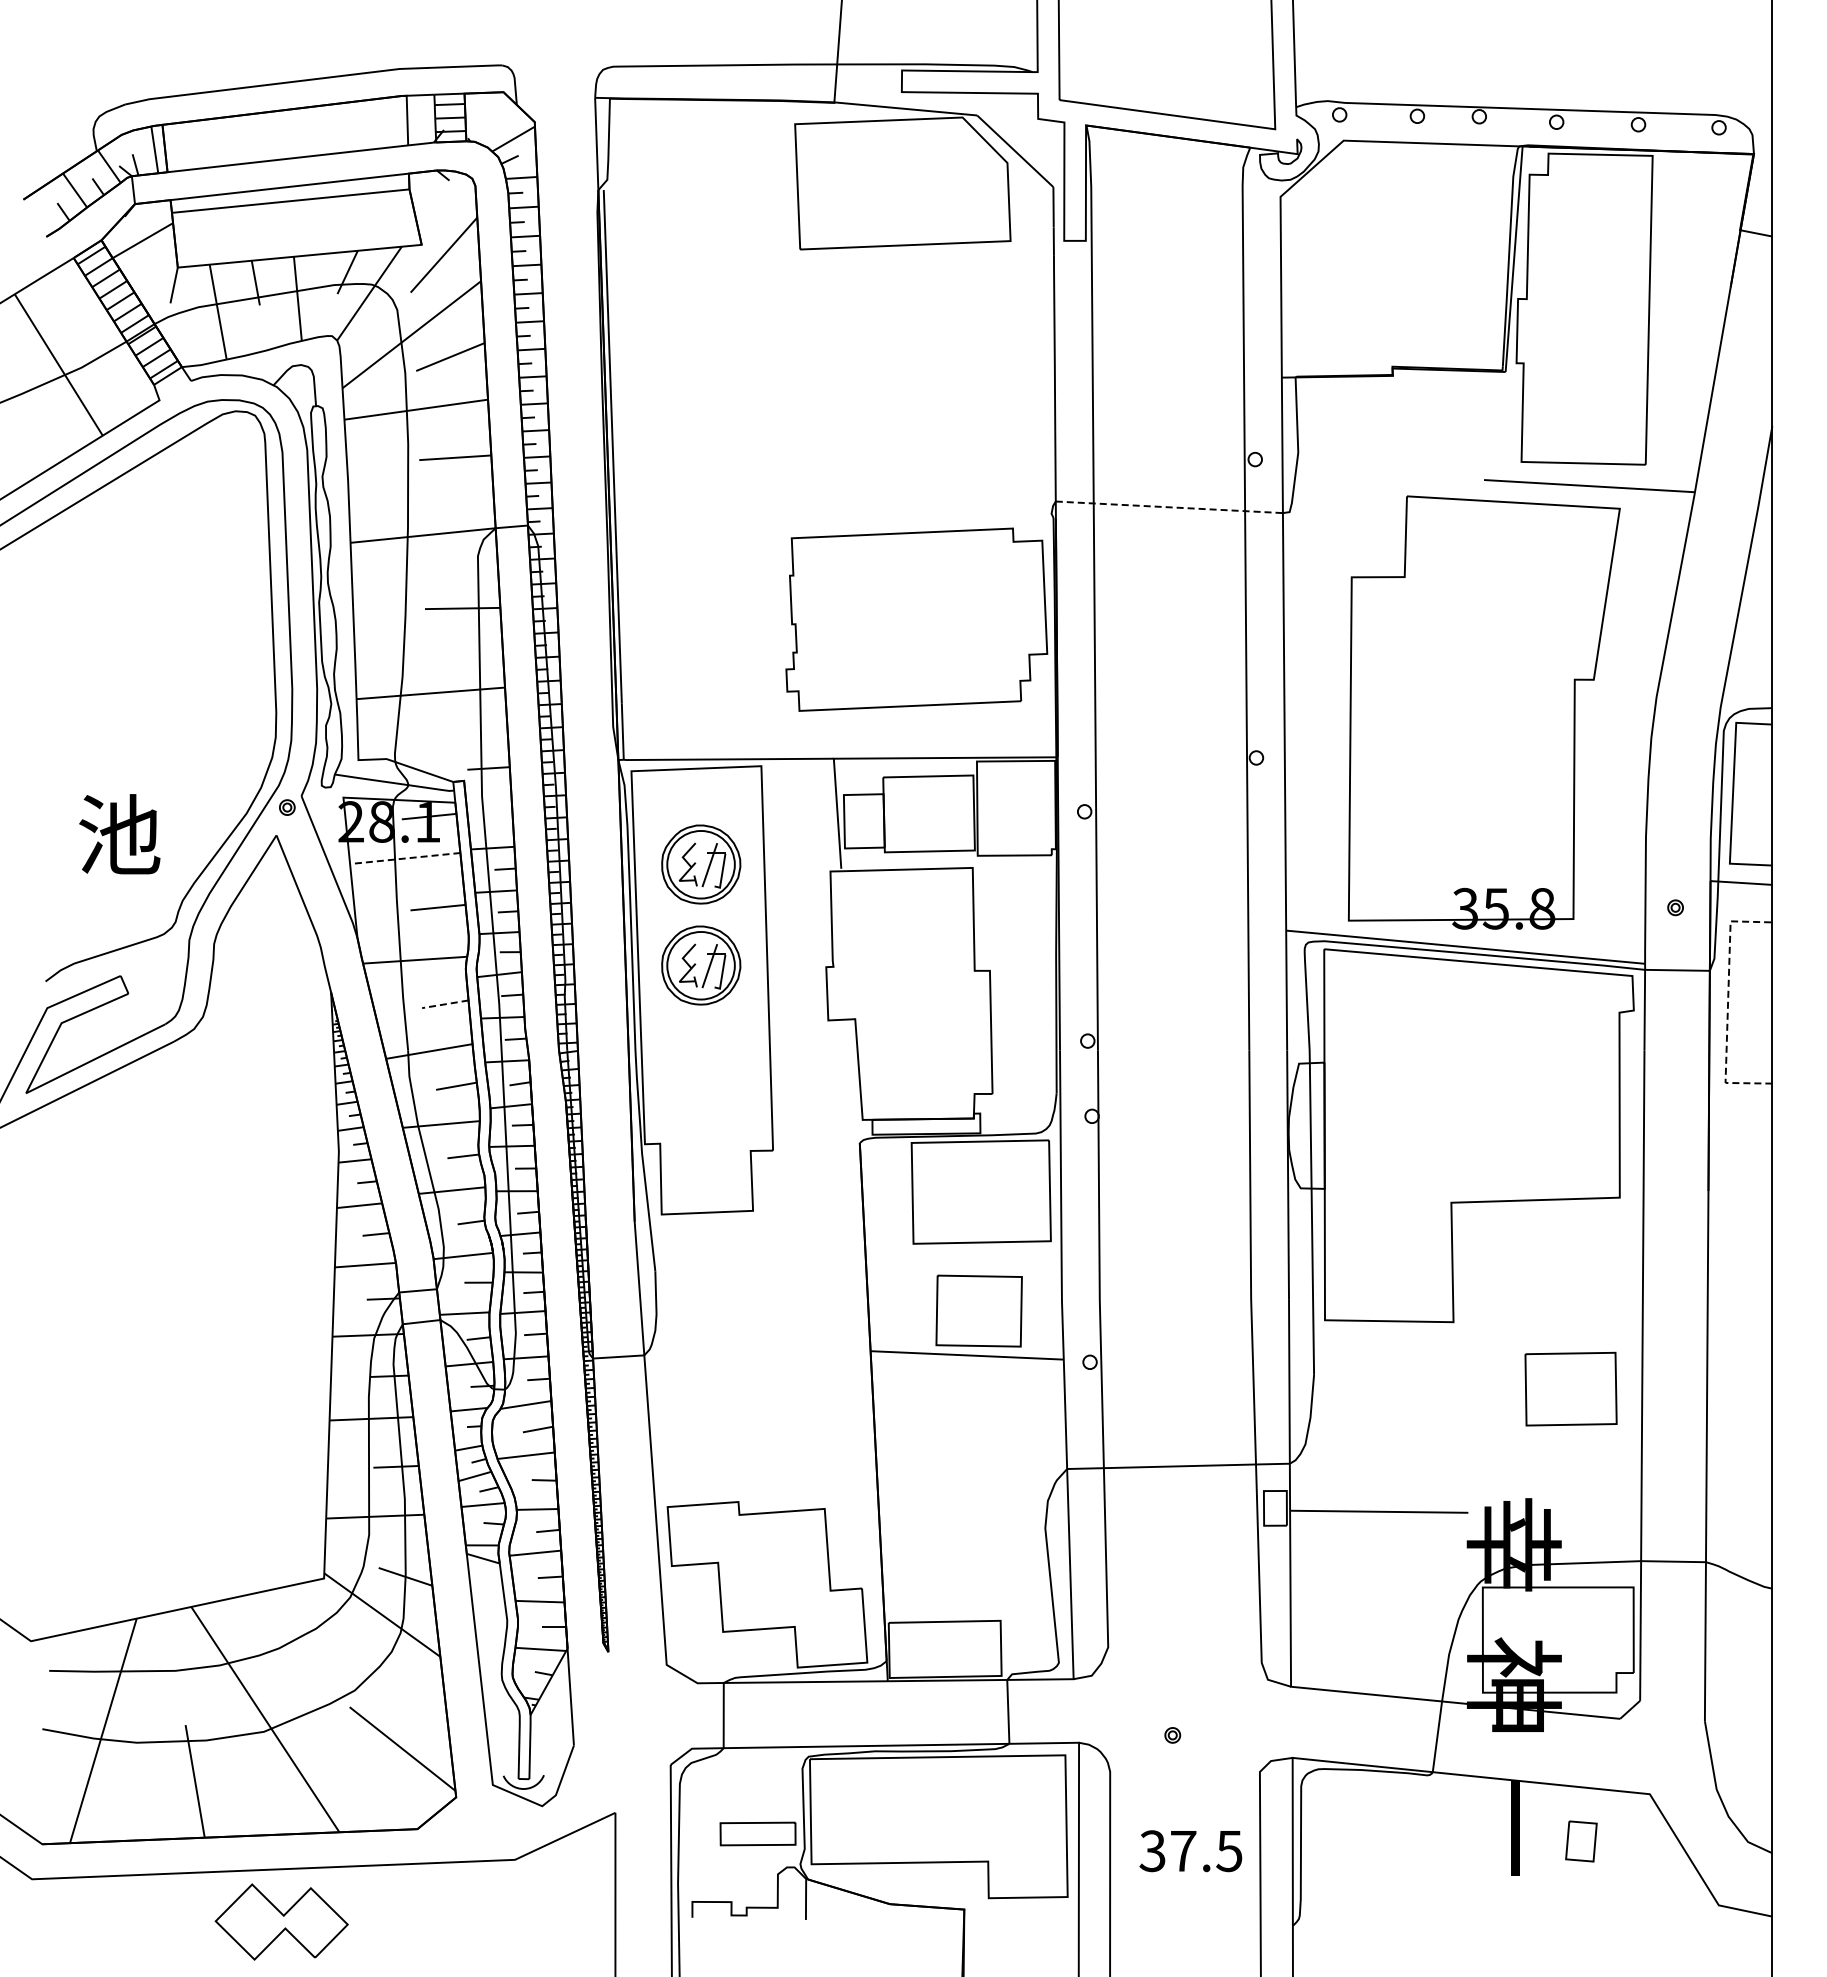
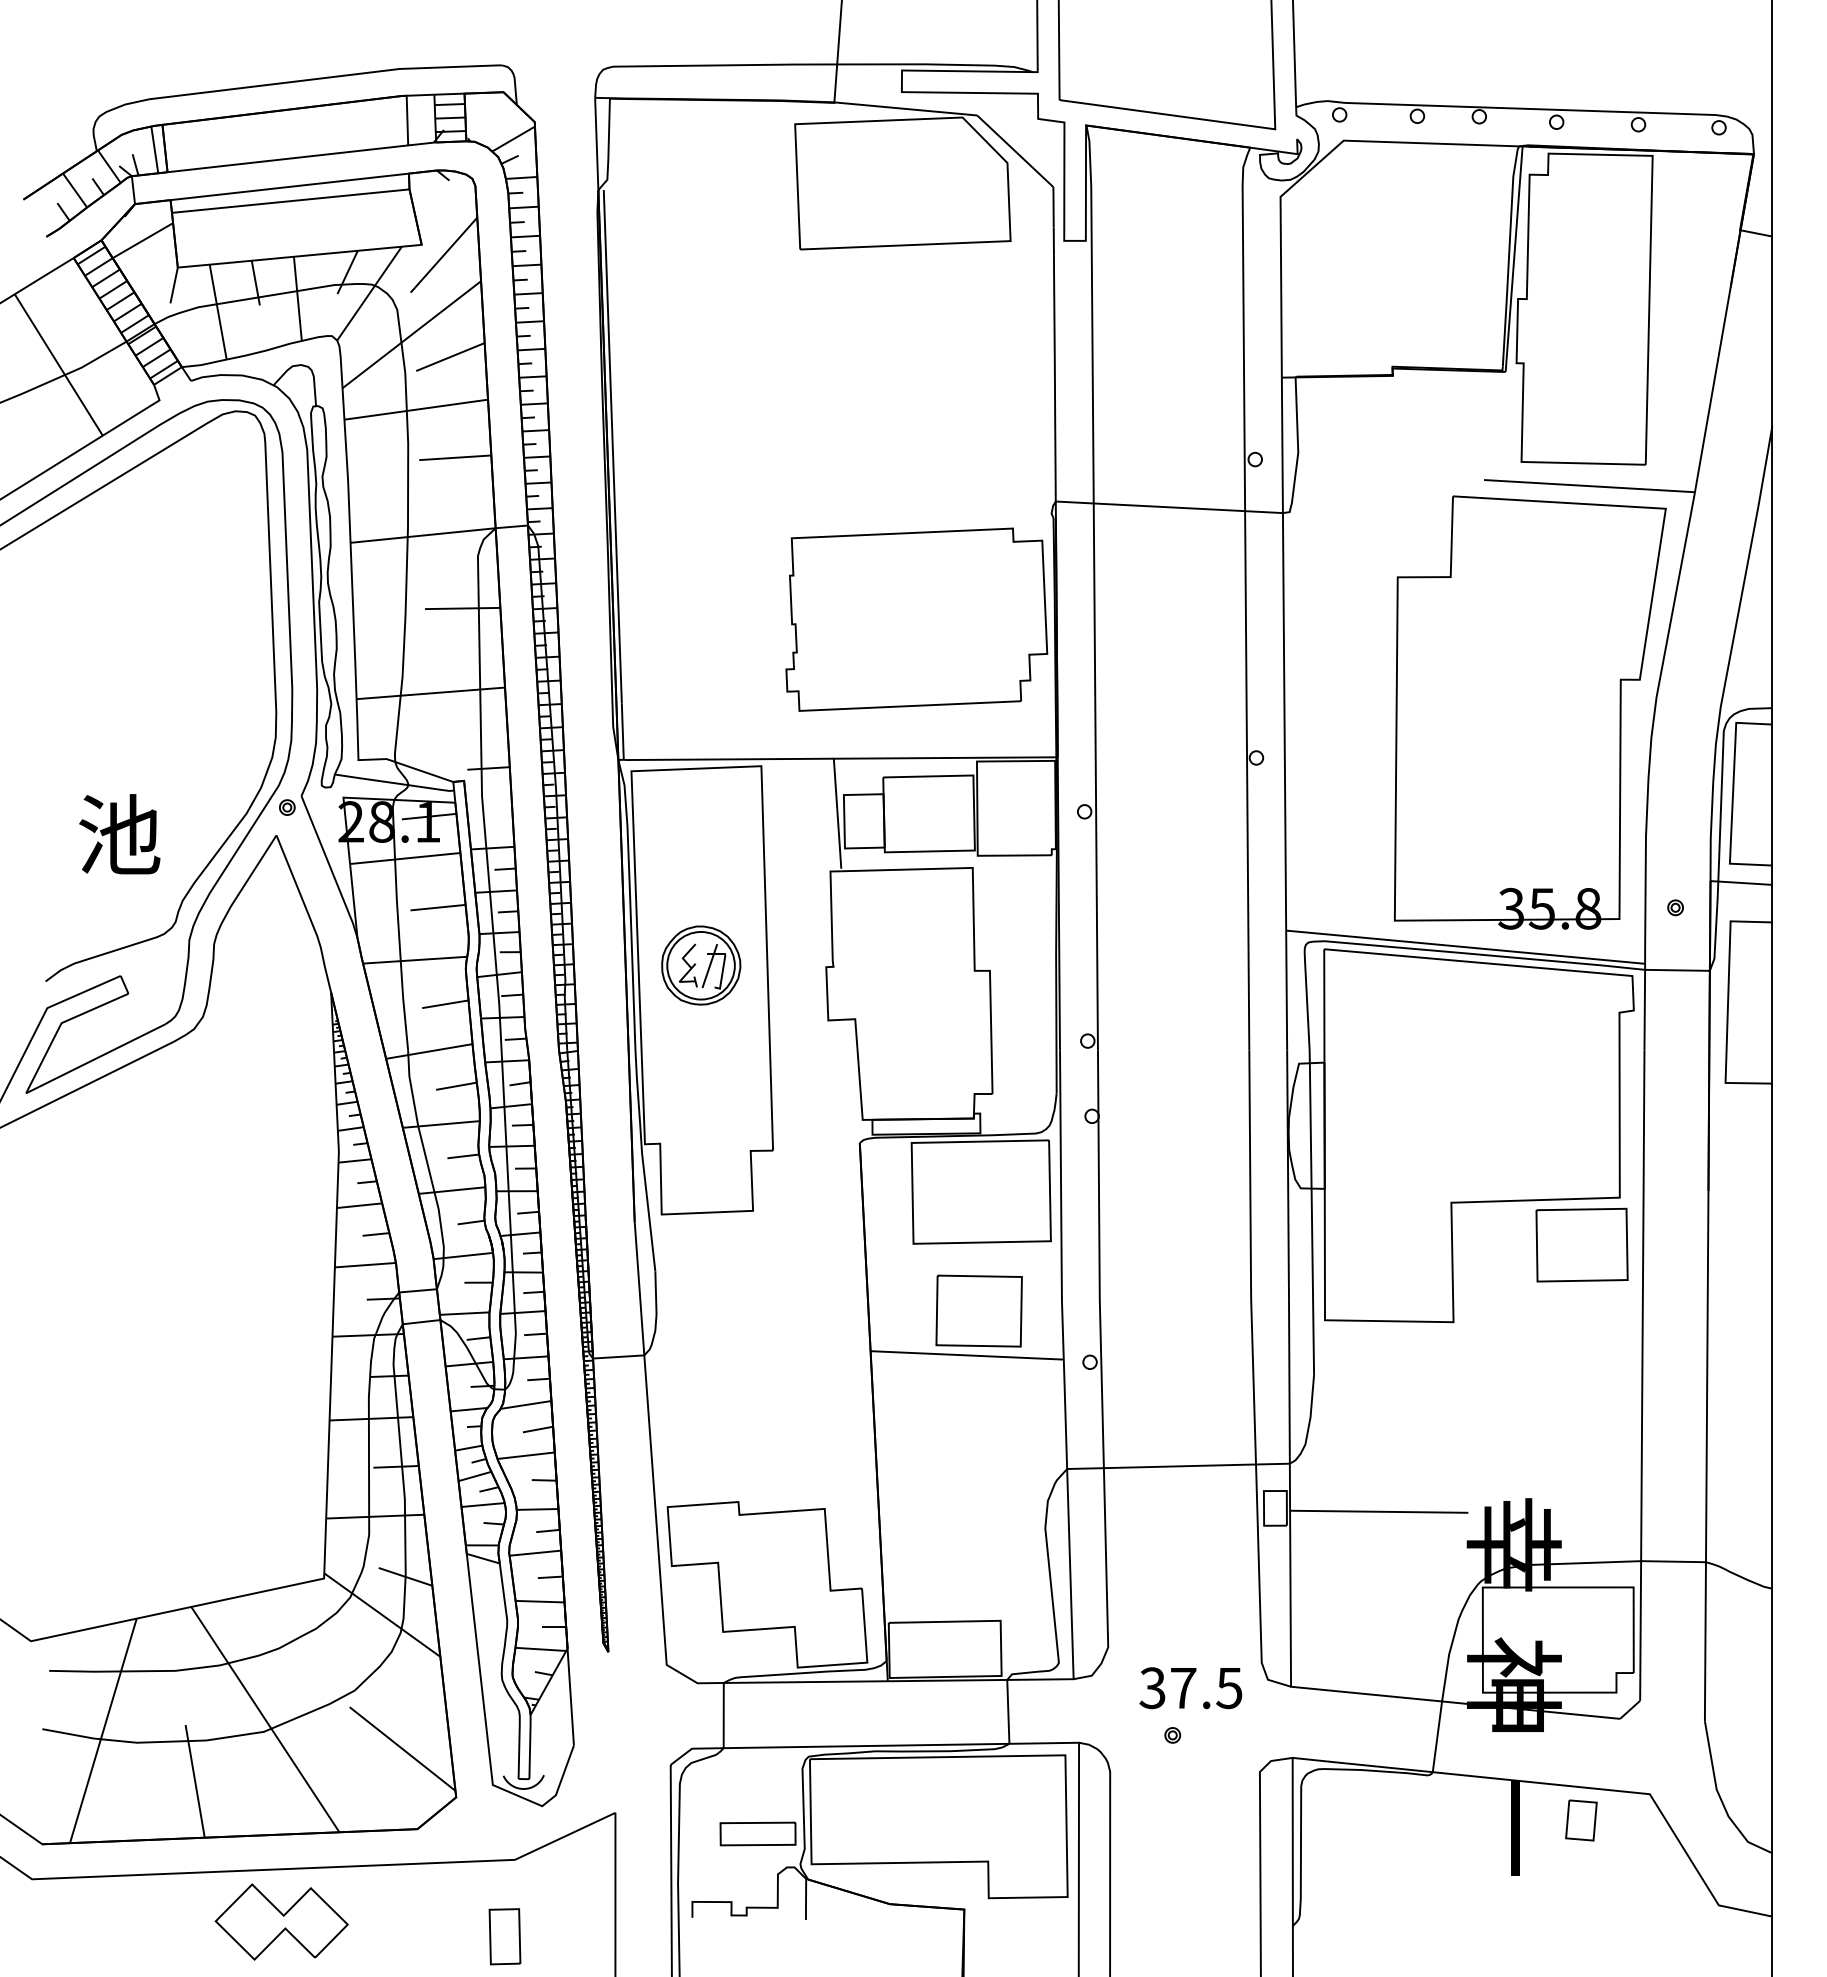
line: dashed -> solid (1169, 507)
part position: (1484, 712) -> (1530, 712) (1530, 712)
line: dashed -> solid (404, 858)
part: present -> none (701, 864)
line: dashed -> solid (445, 1004)
line: dashed -> solid (1728, 1004)
part position: (1570, 1388) -> (1581, 1244) (1581, 1244)
part position: (1581, 1841) -> (1581, 1820) (1581, 1820)
text position: (1190, 1851) -> (1190, 1688) (1190, 1688)
part: none -> present (504, 1936)
